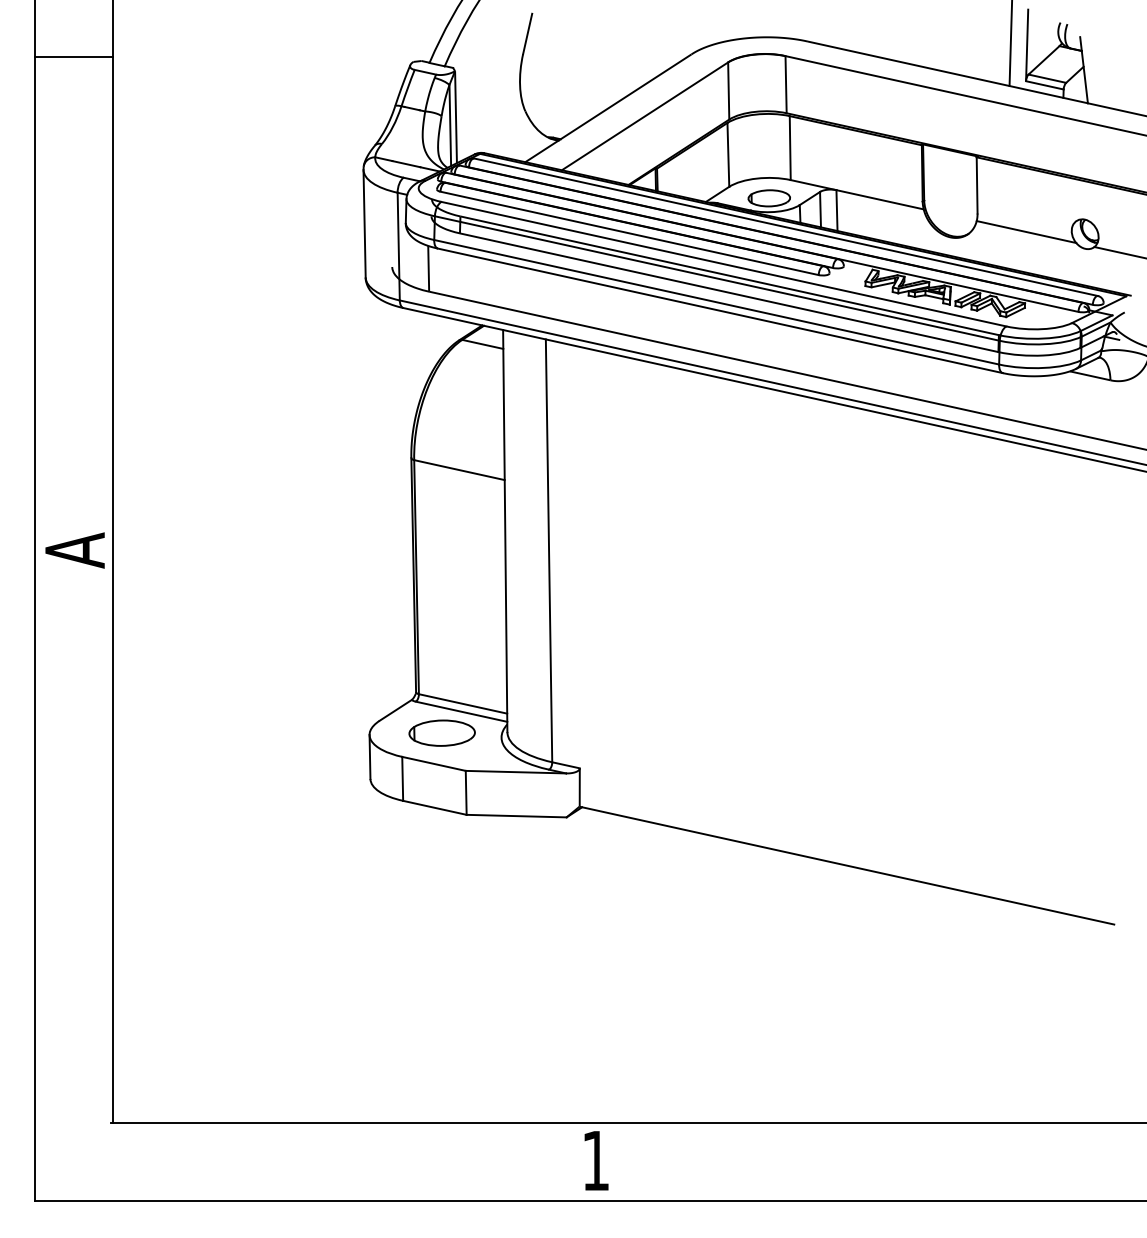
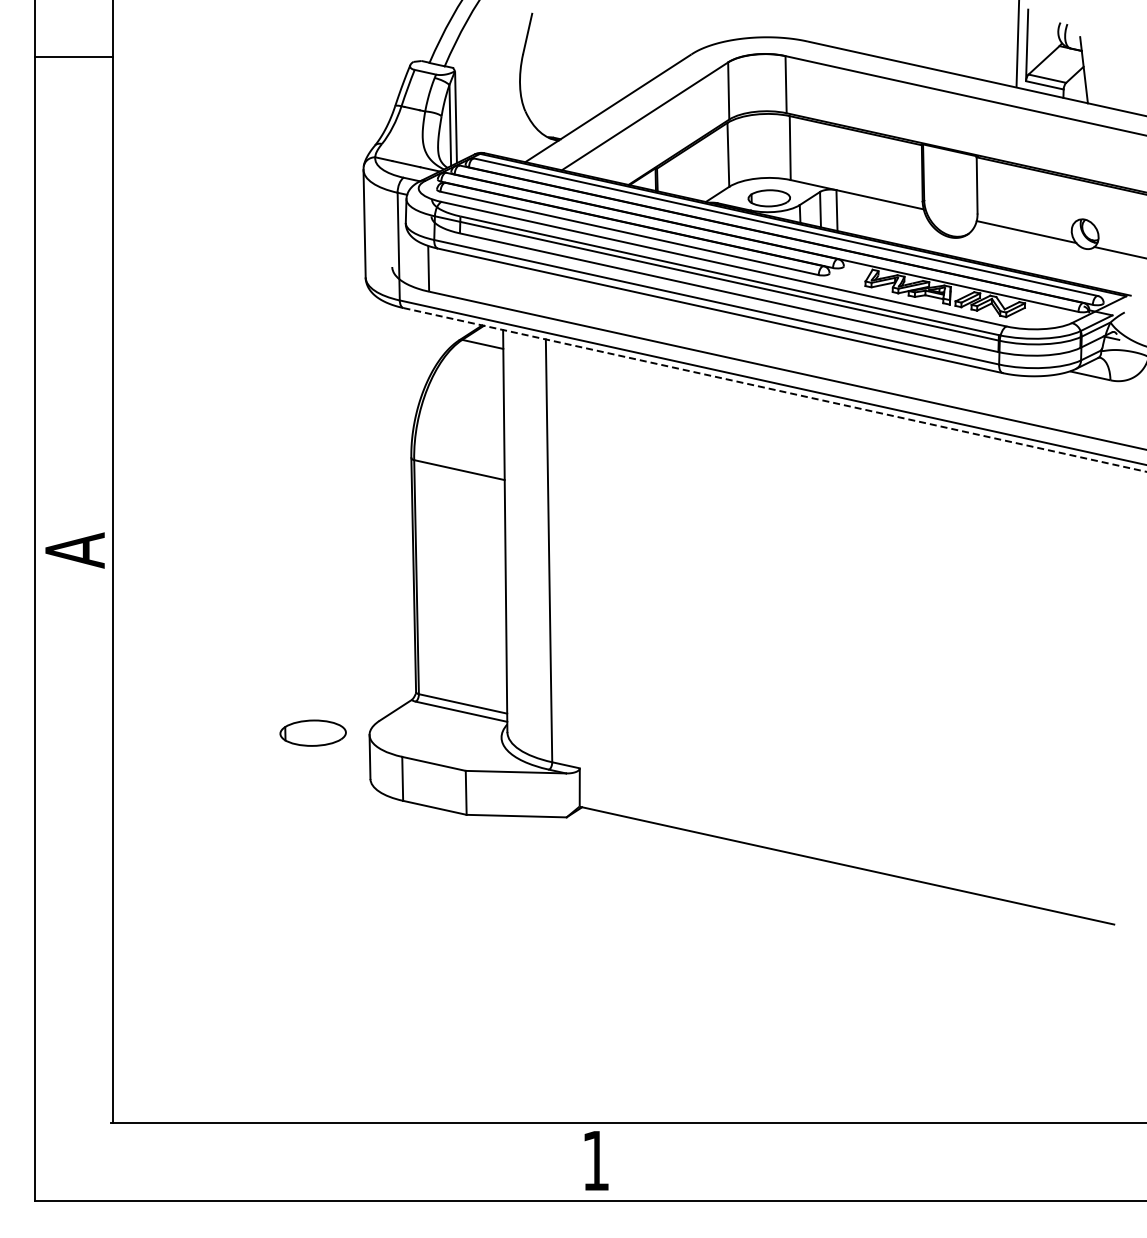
line position: (1010, 44) -> (1017, 44) (1017, 44)
line: solid -> dashed (775, 390)
part position: (441, 732) -> (312, 732) (312, 732)
